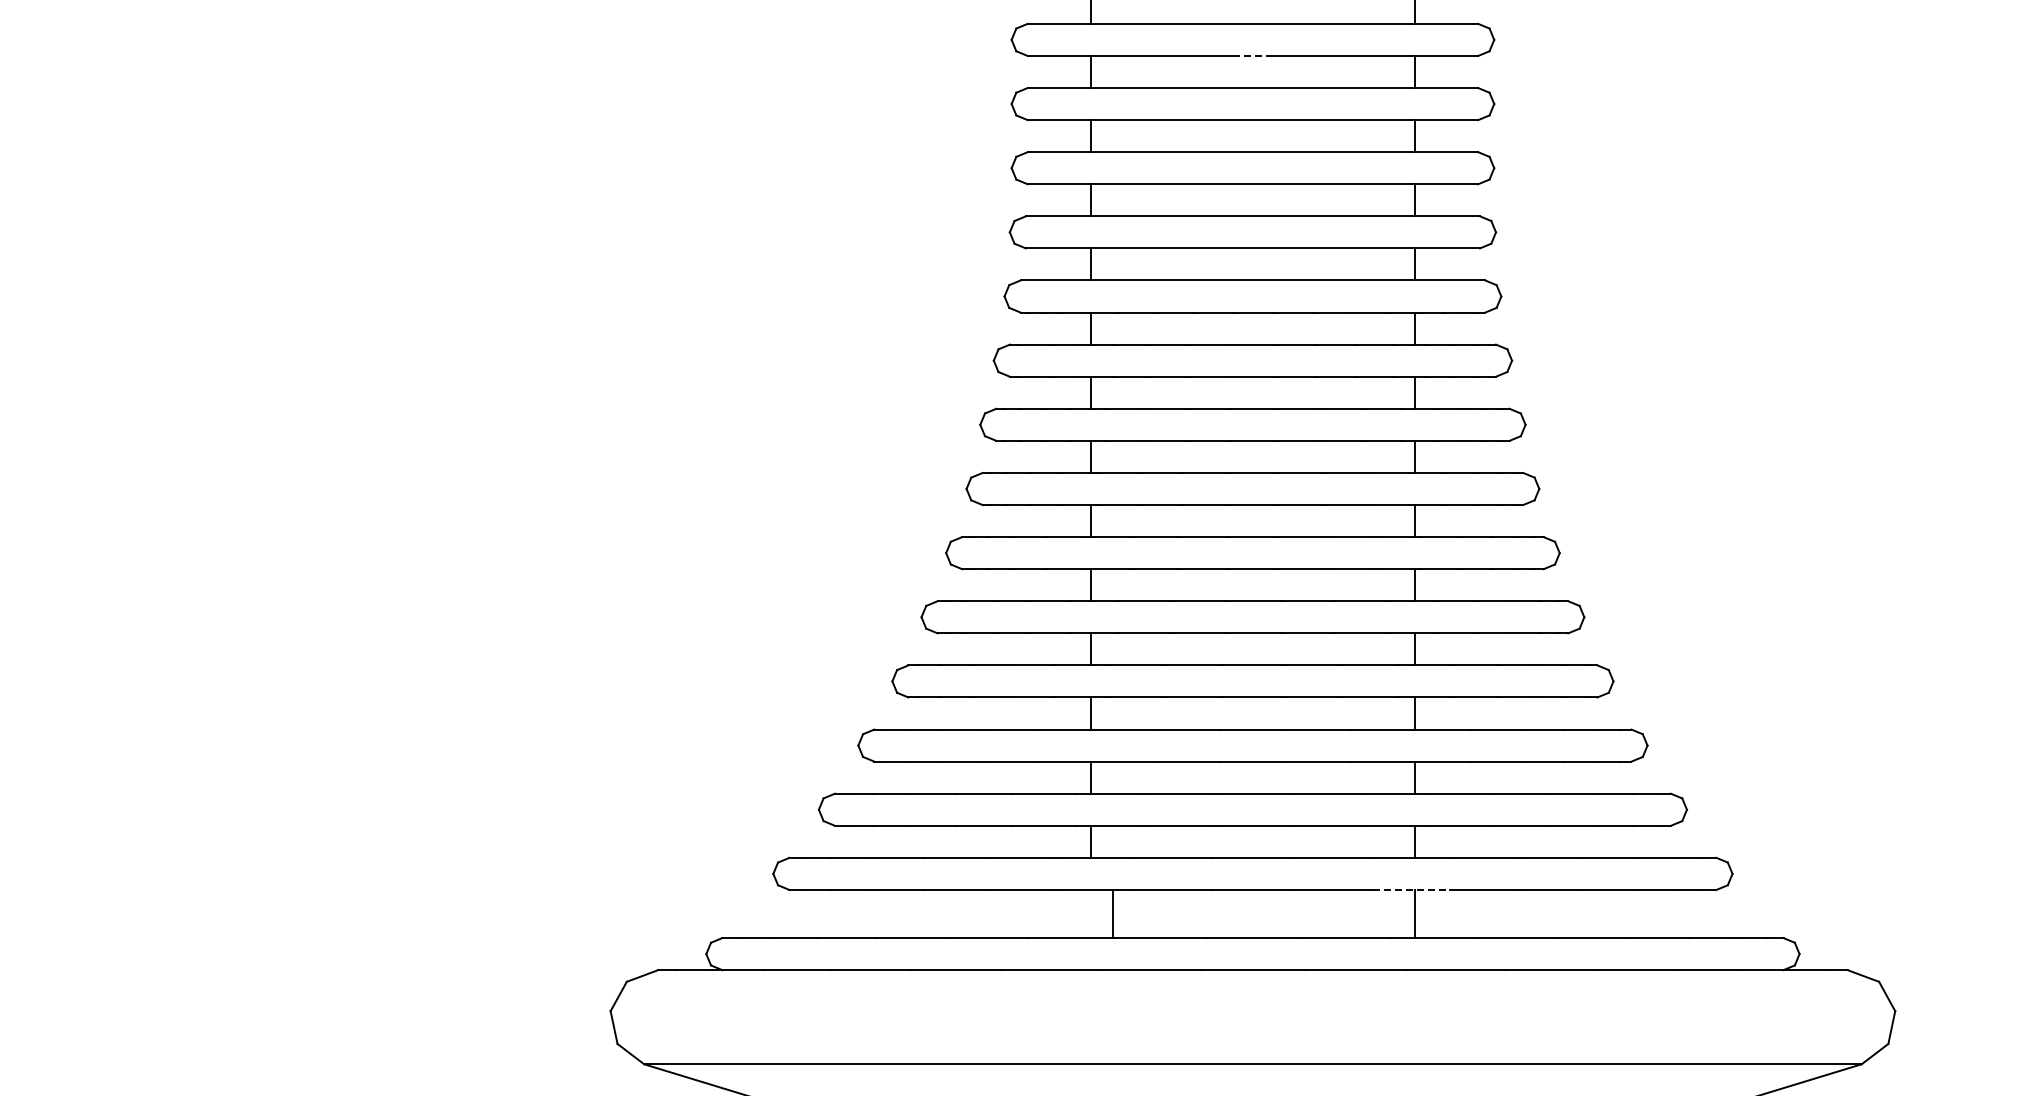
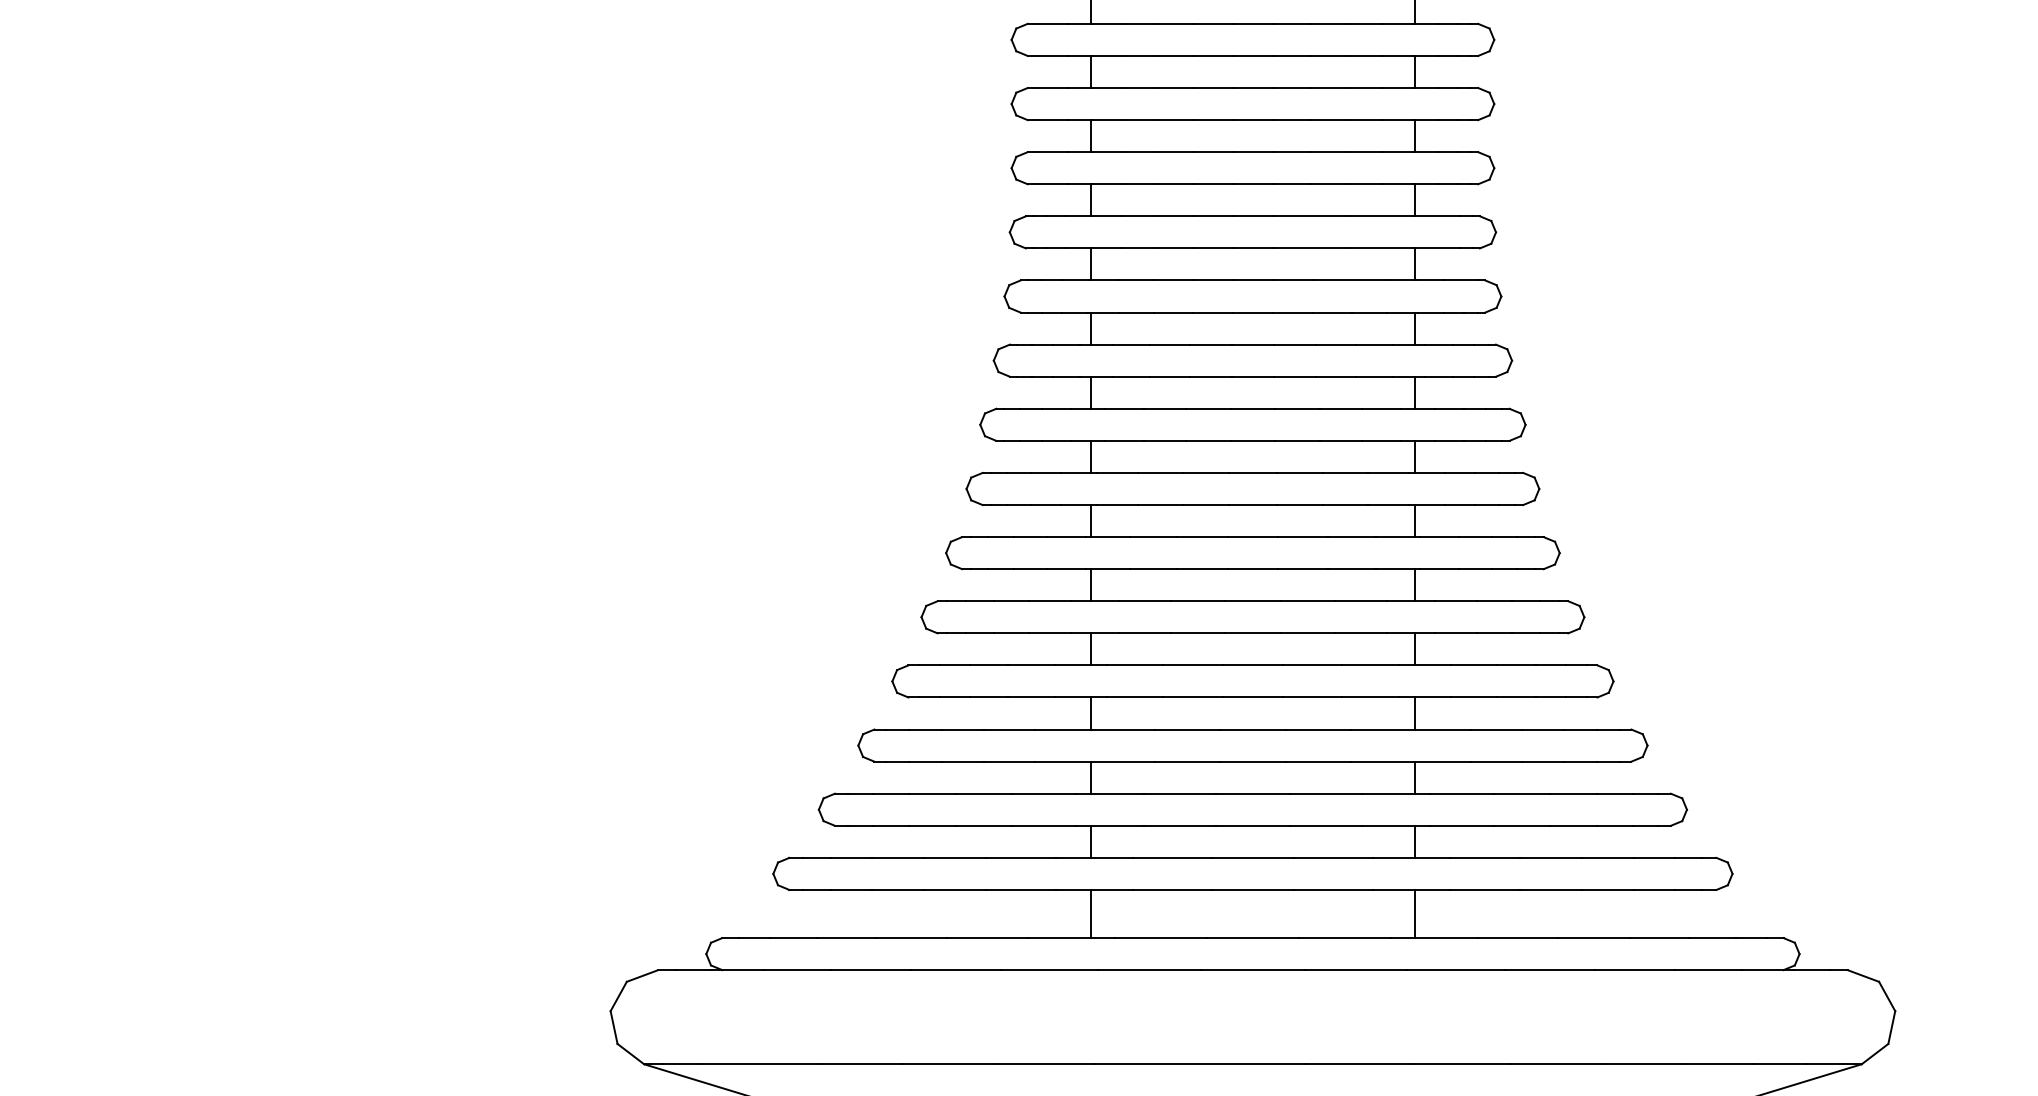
line: dashed -> solid (1252, 55)
line: dashed -> solid (1411, 889)
line position: (1113, 913) -> (1091, 913) (1091, 913)
